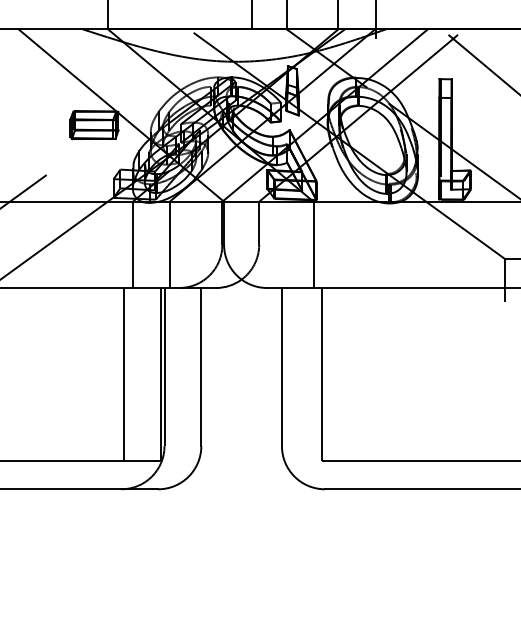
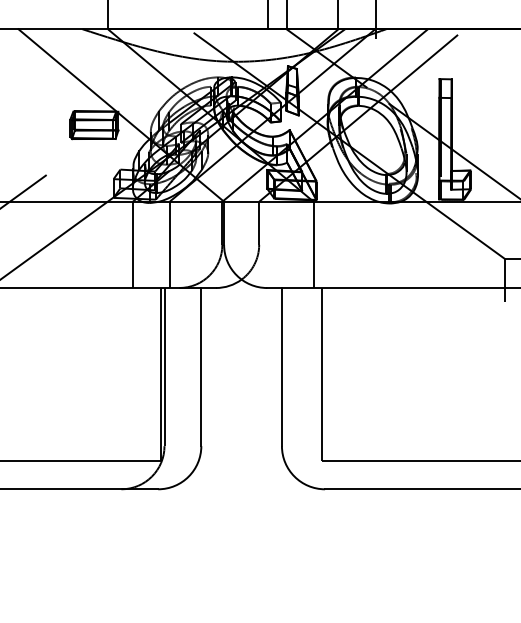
line position: (251, 15) -> (267, 15) (267, 15)
line: present -> none (482, 63)
line: present -> none (124, 374)
